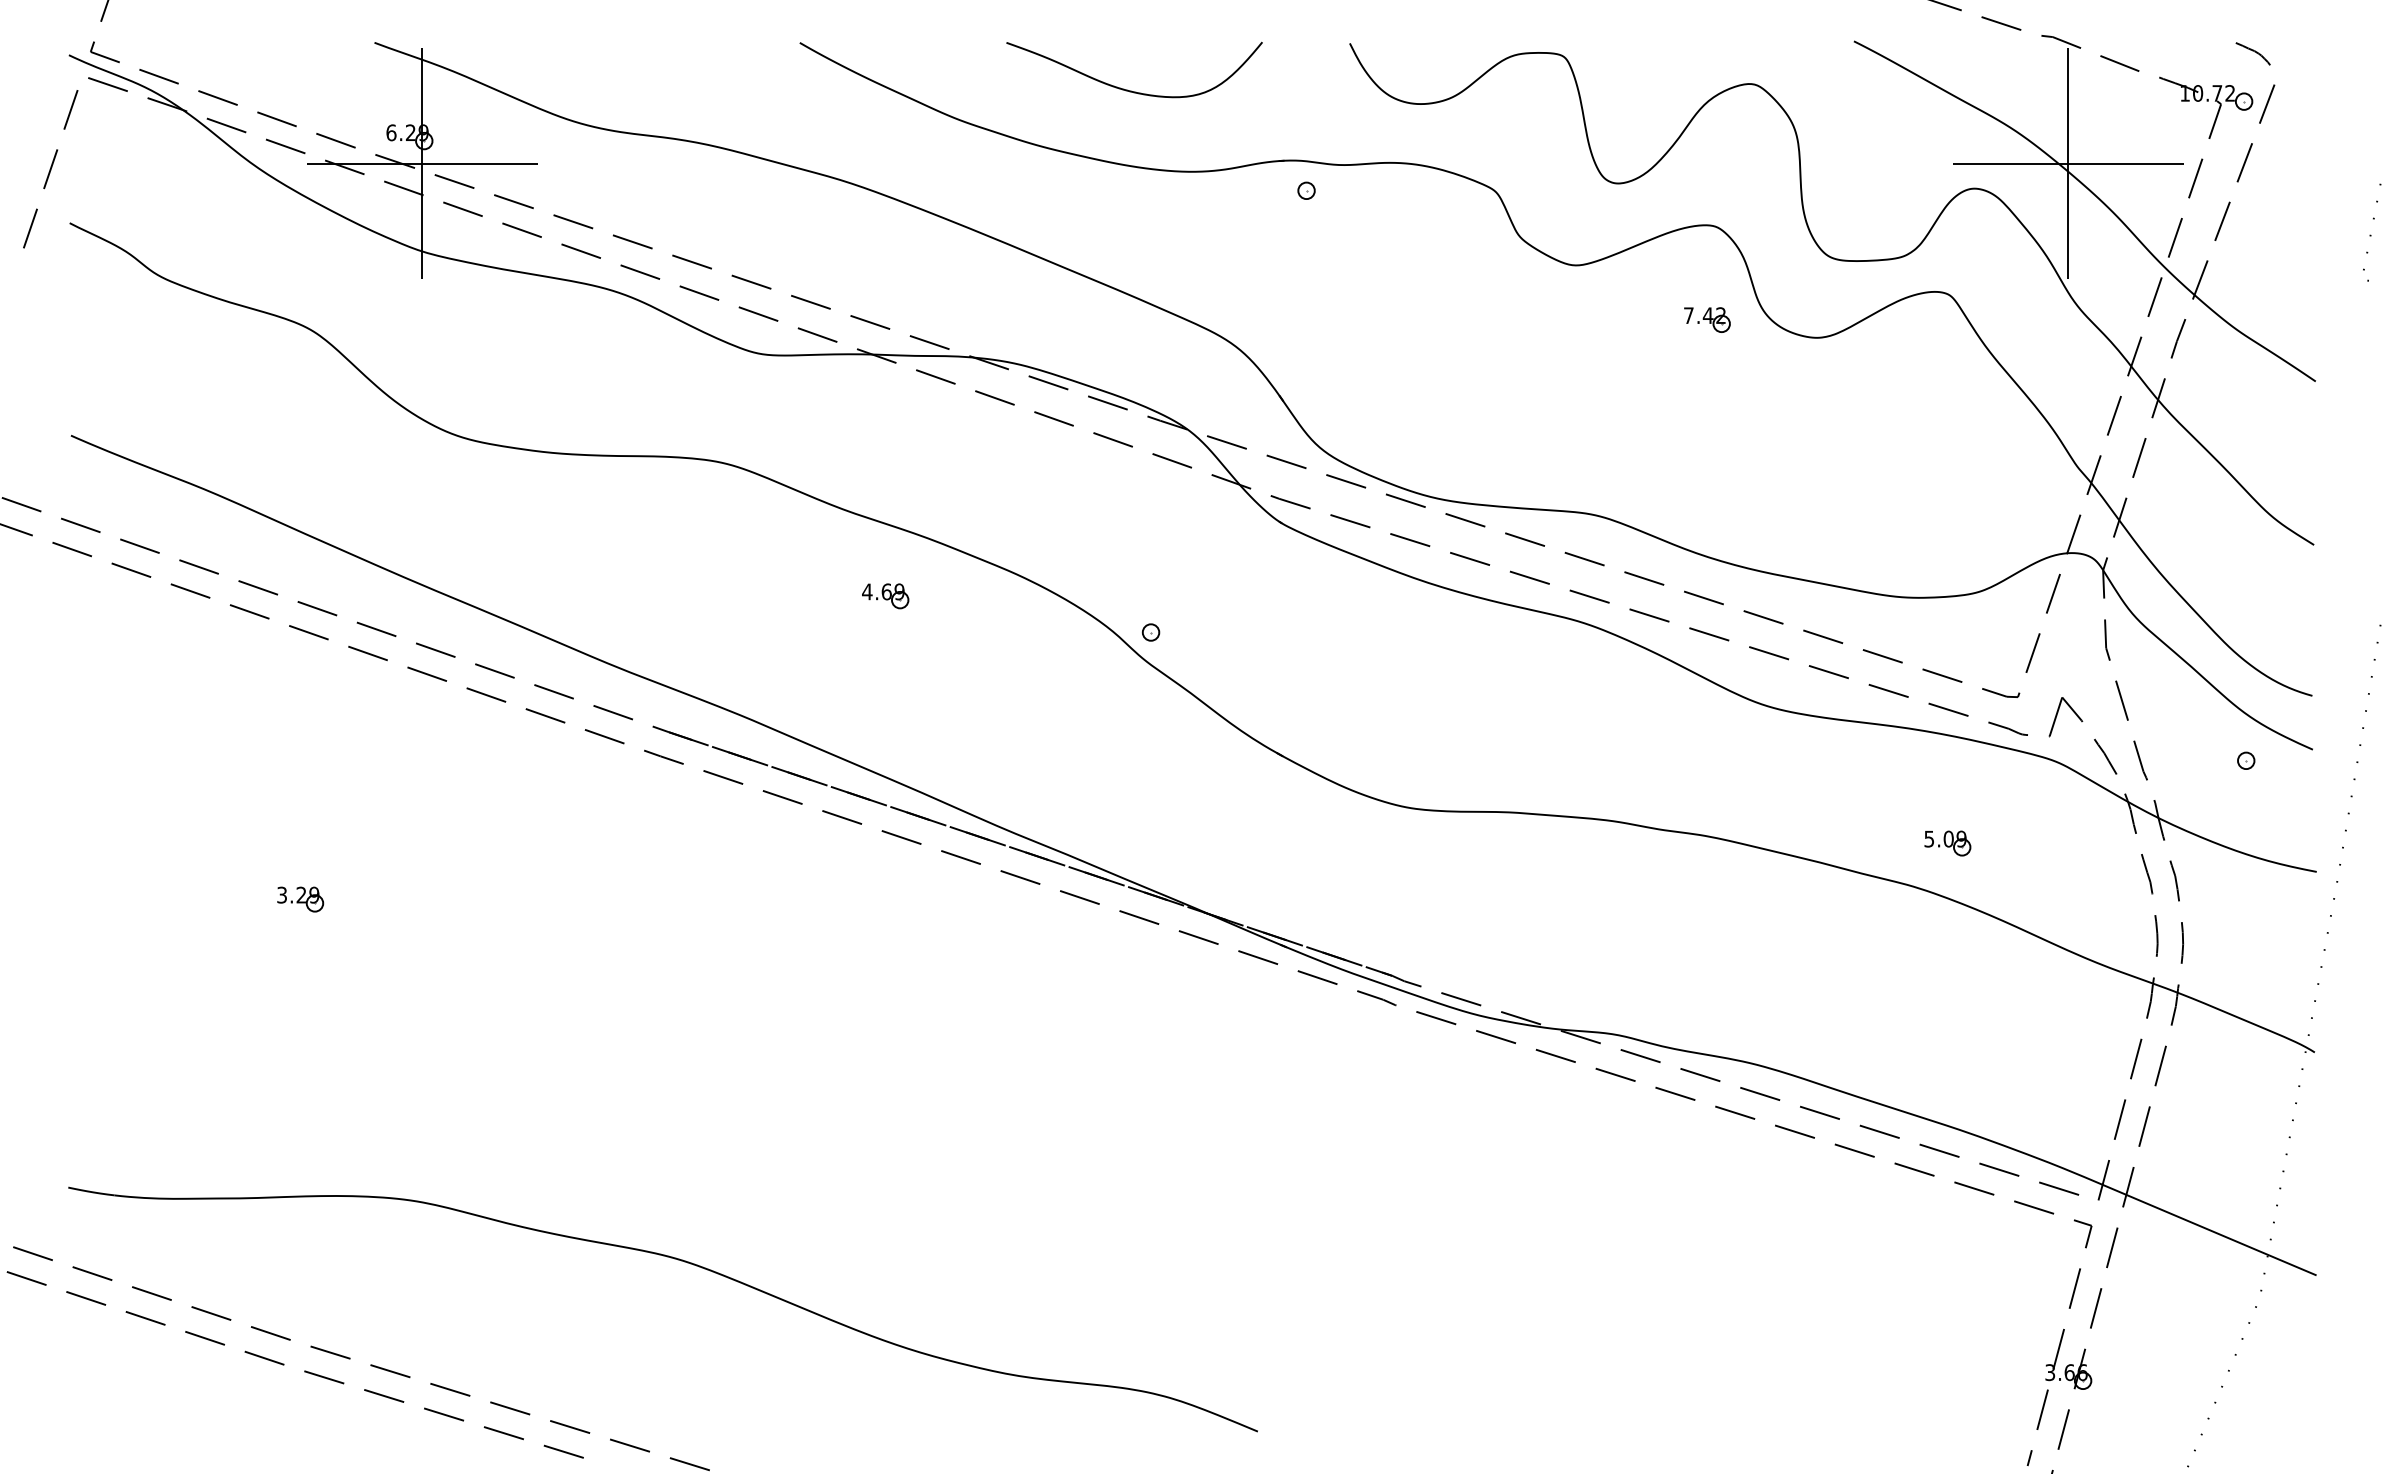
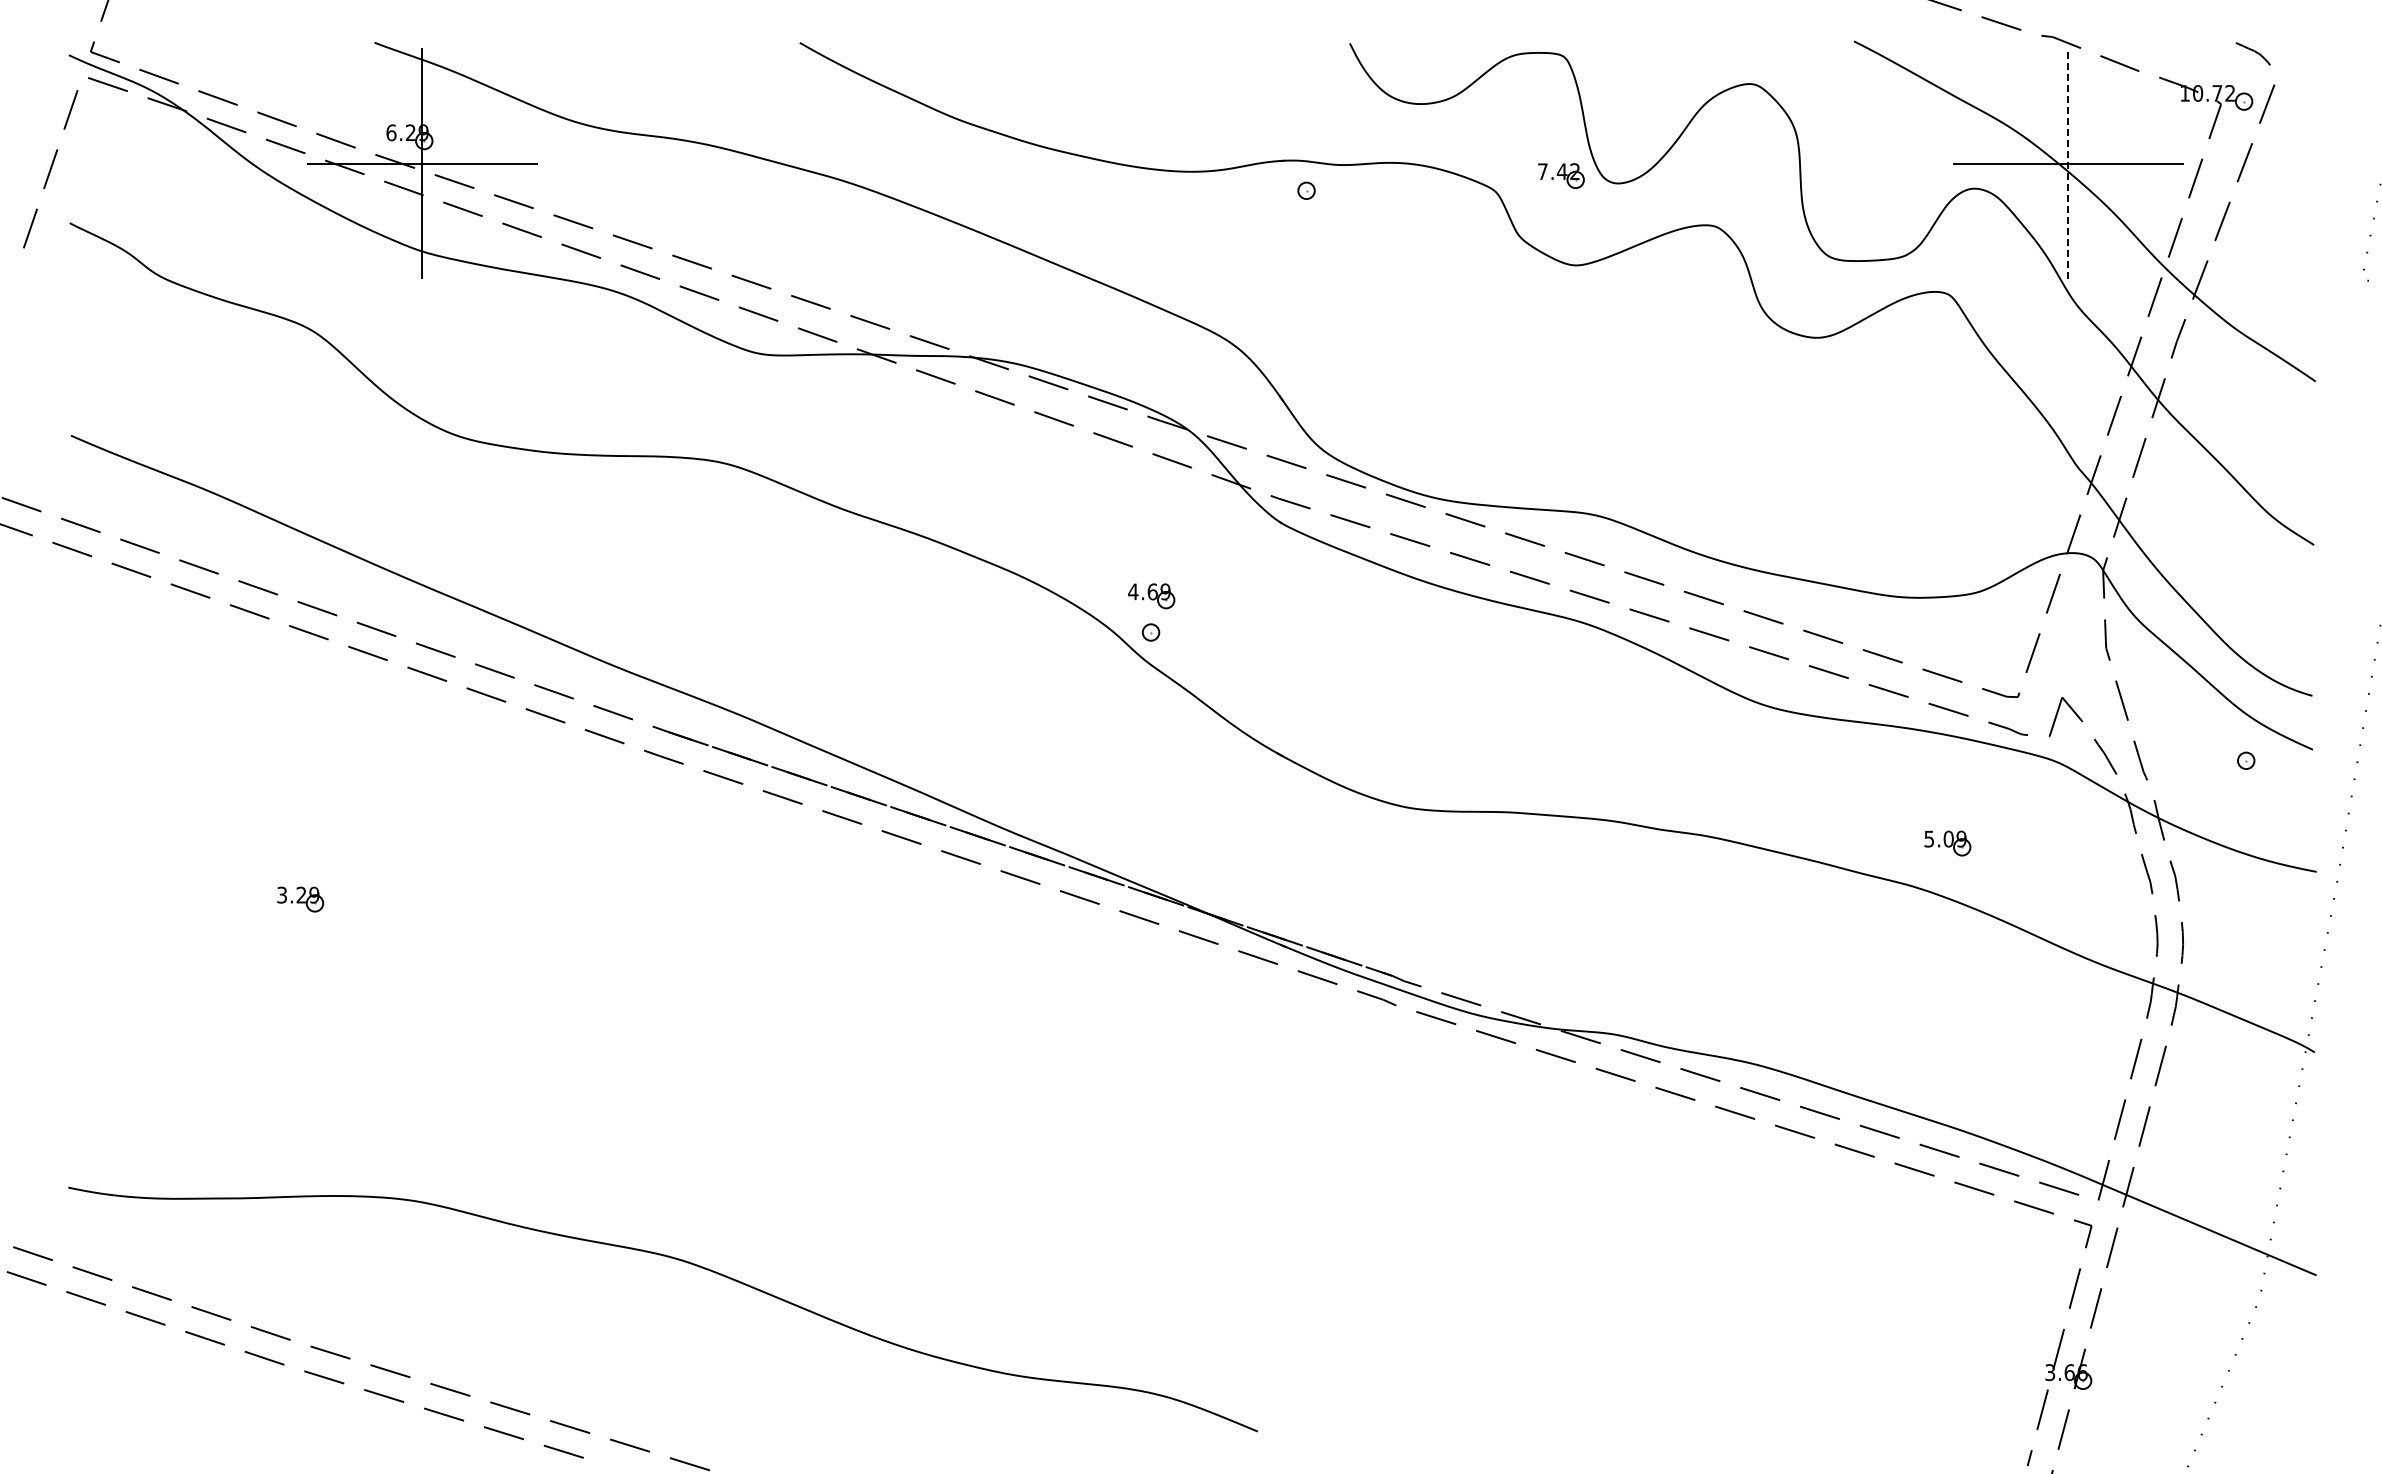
curve: present -> none (1127, 89)
line: solid -> dashed (2068, 163)
part position: (1707, 319) -> (1561, 175) (1561, 175)
part position: (885, 596) -> (1151, 596) (1151, 596)
